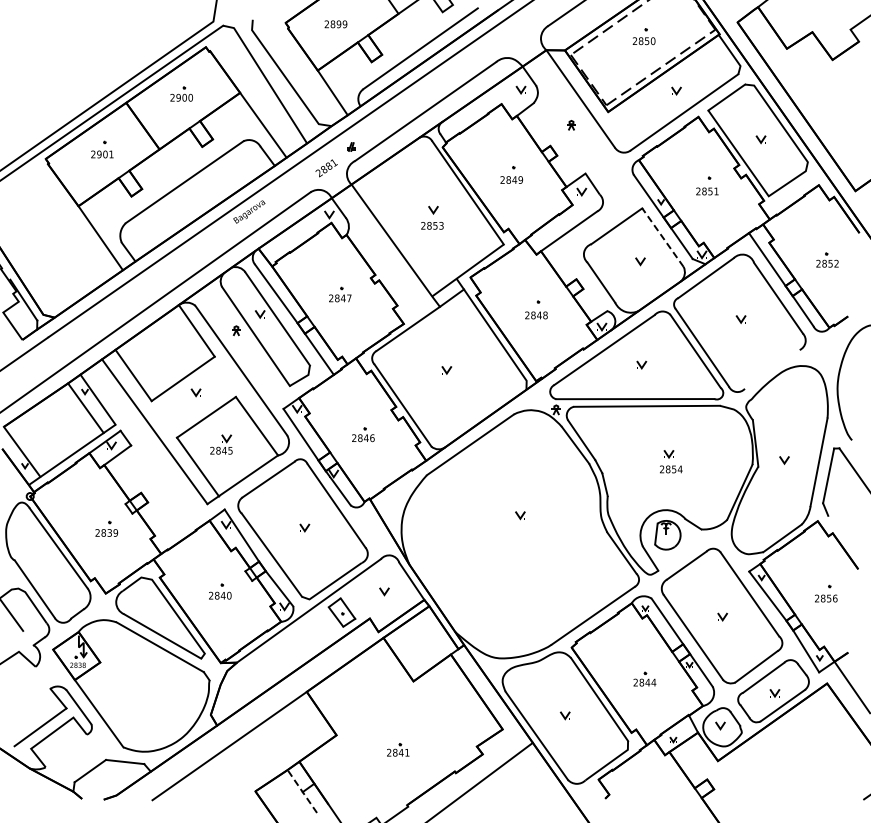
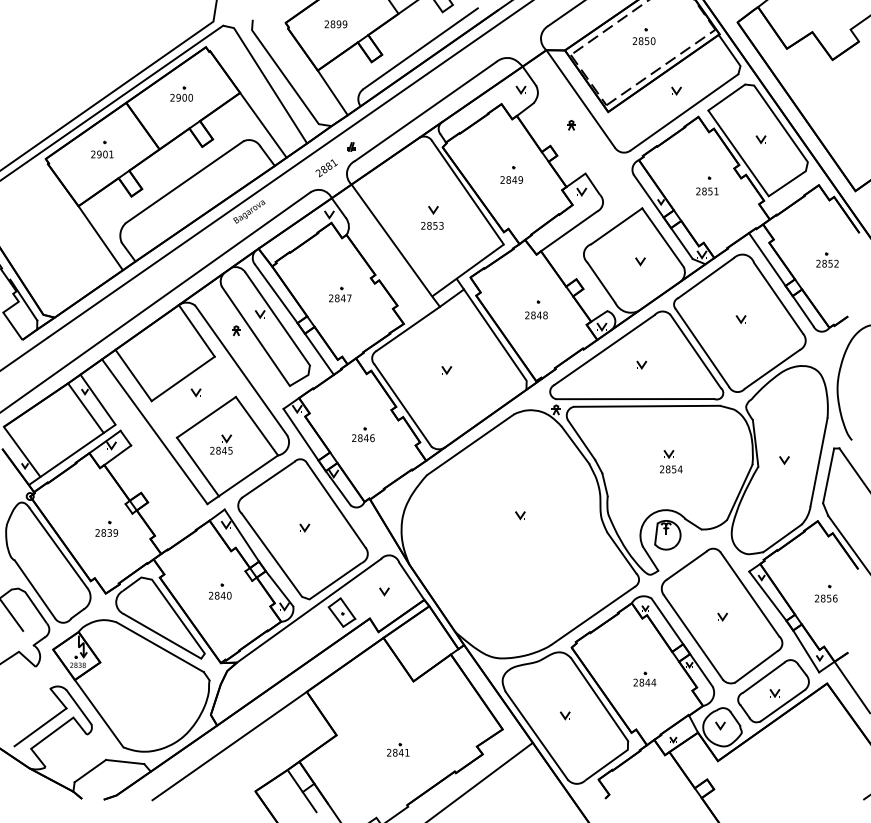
line: dashed -> solid (662, 237)
line: none -> present (771, 369)
line: none -> present (847, 542)
line: dashed -> solid (302, 792)
